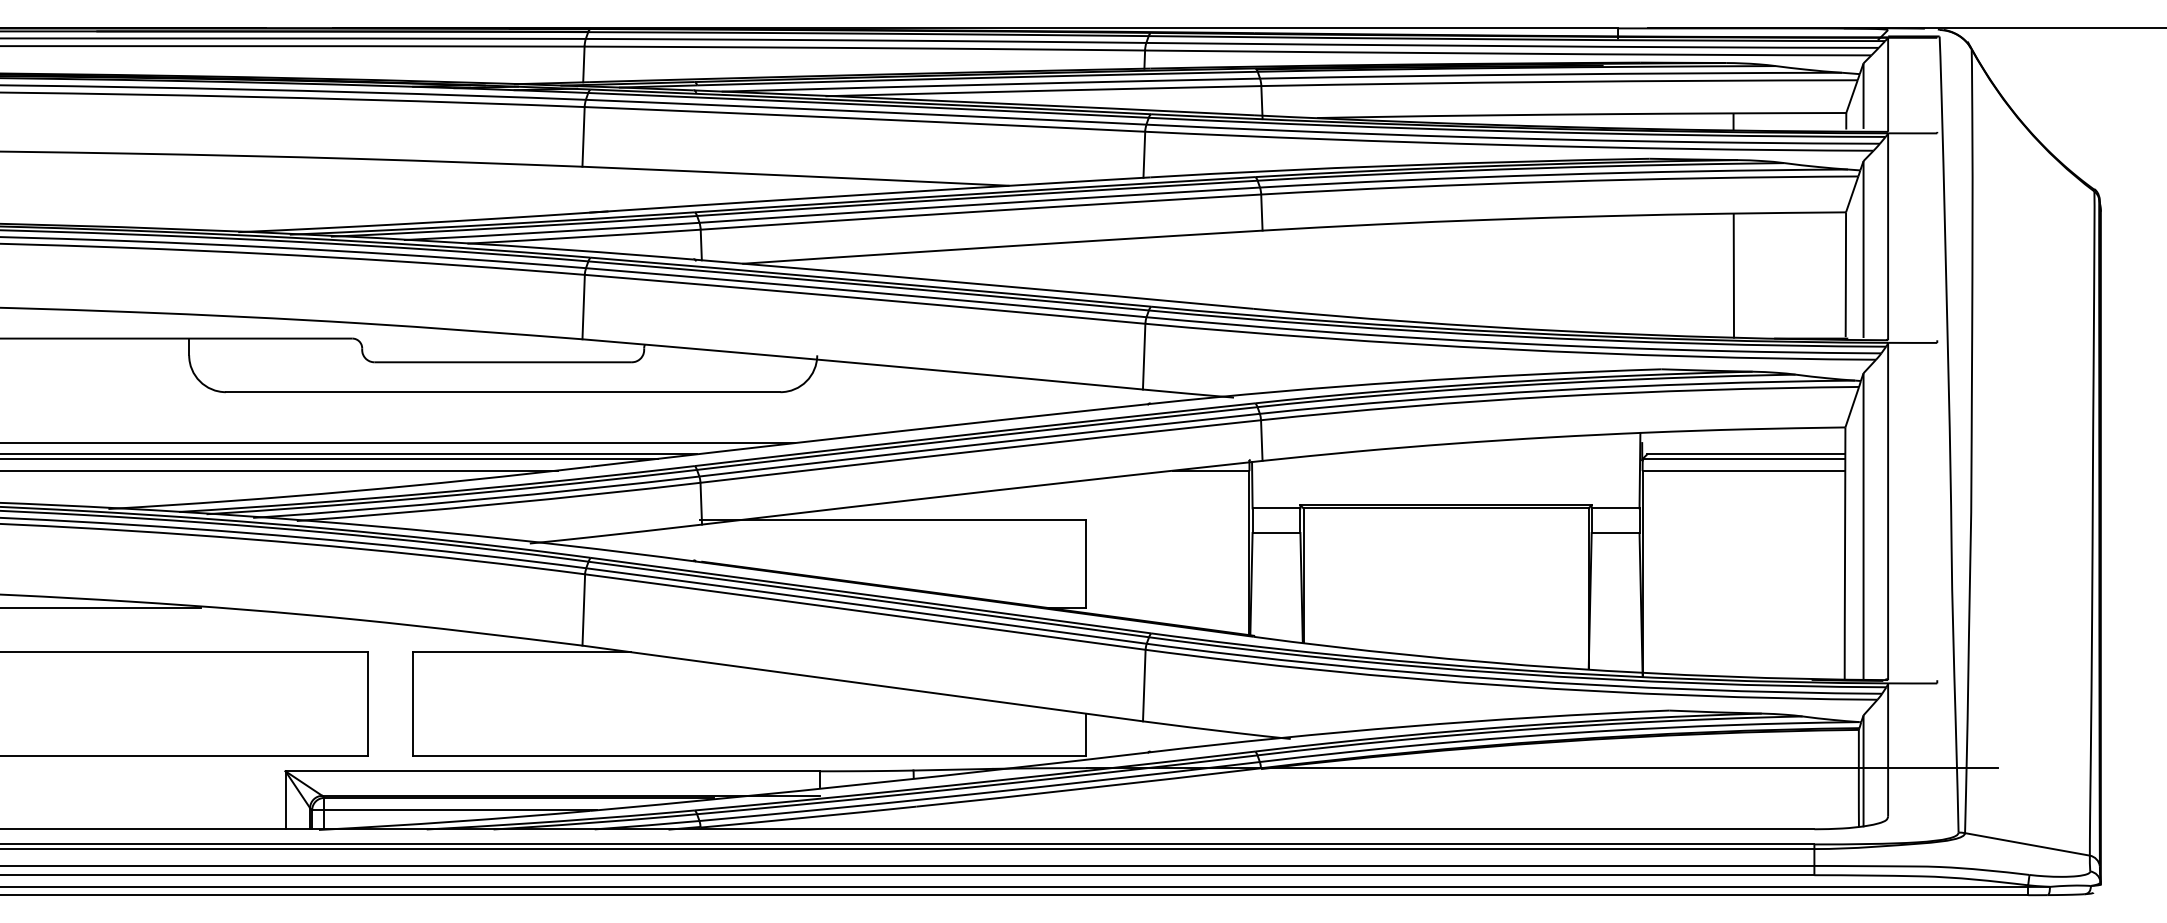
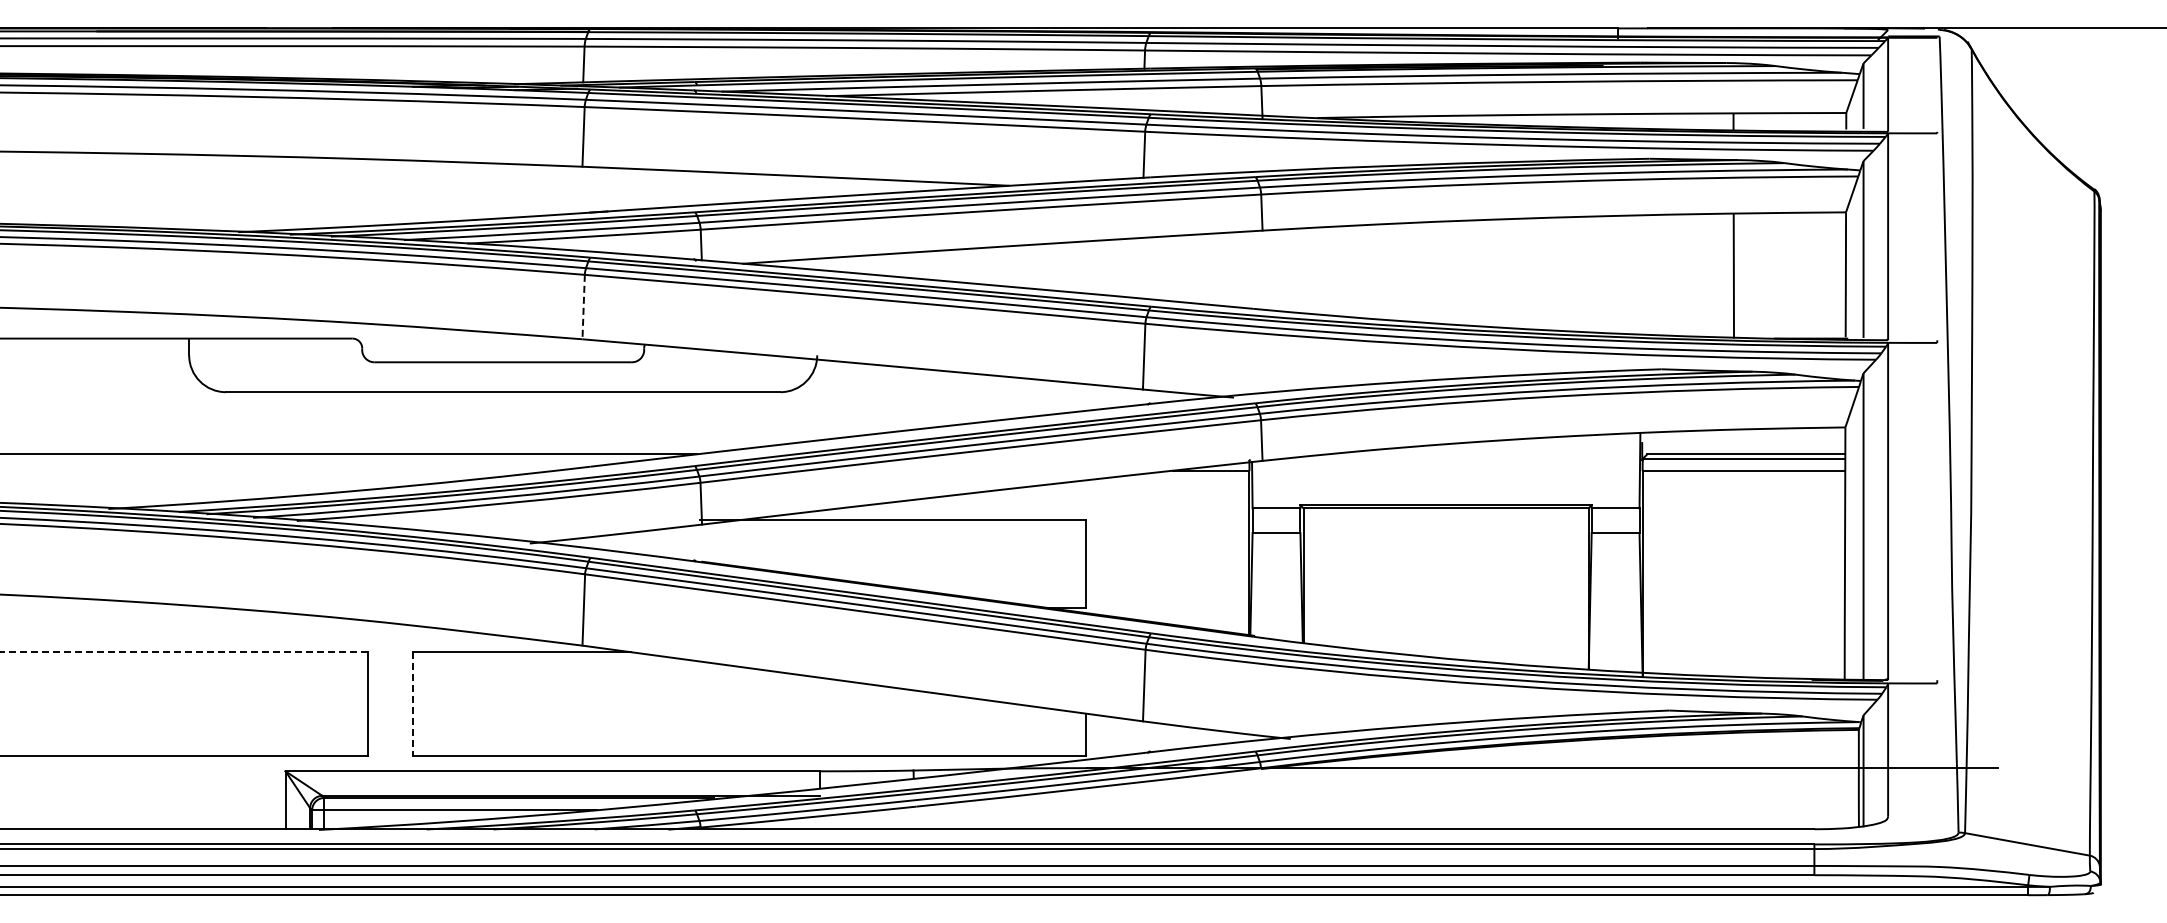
line: solid -> dashed (583, 307)
line: present -> none (398, 443)
line: present -> none (330, 458)
line: present -> none (280, 471)
line: present -> none (101, 607)
line: solid -> dashed (184, 652)
line: solid -> dashed (412, 703)
